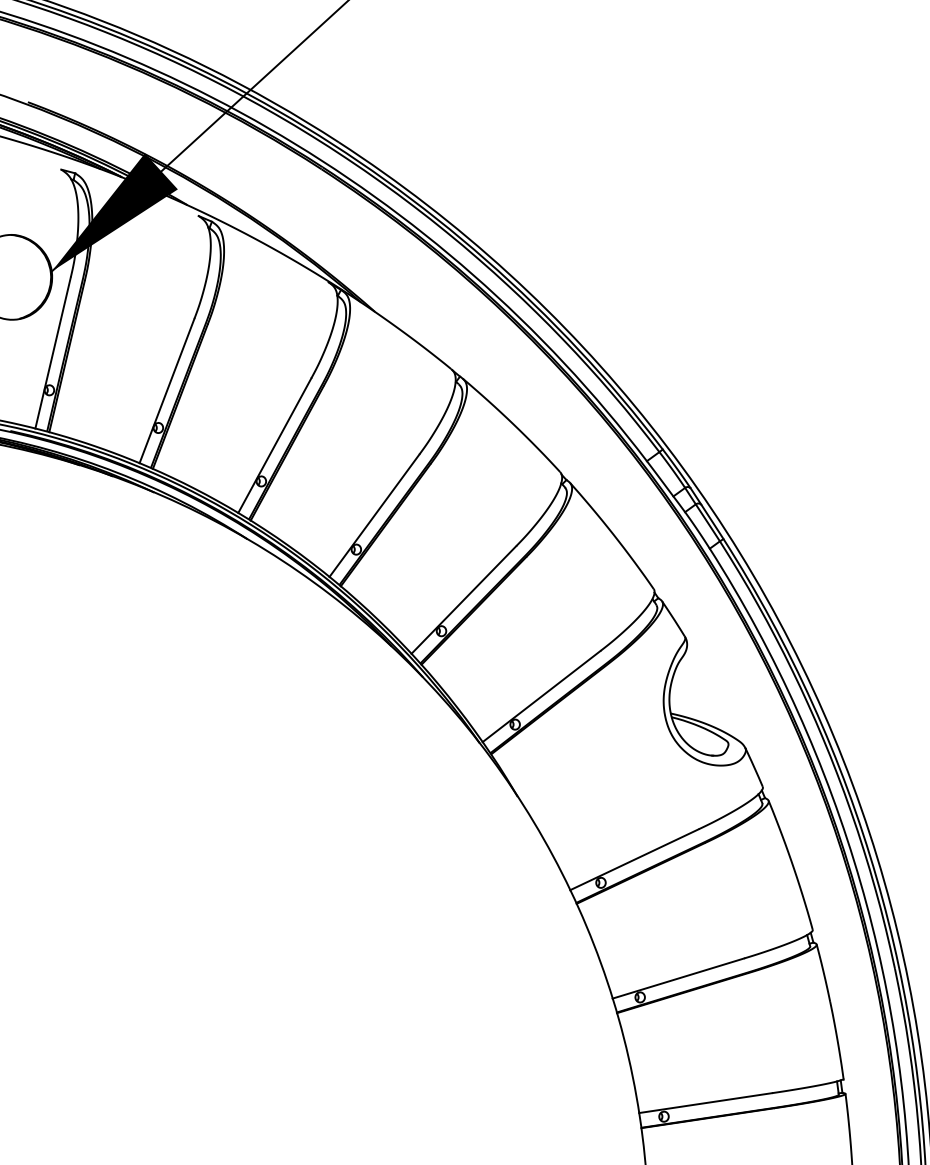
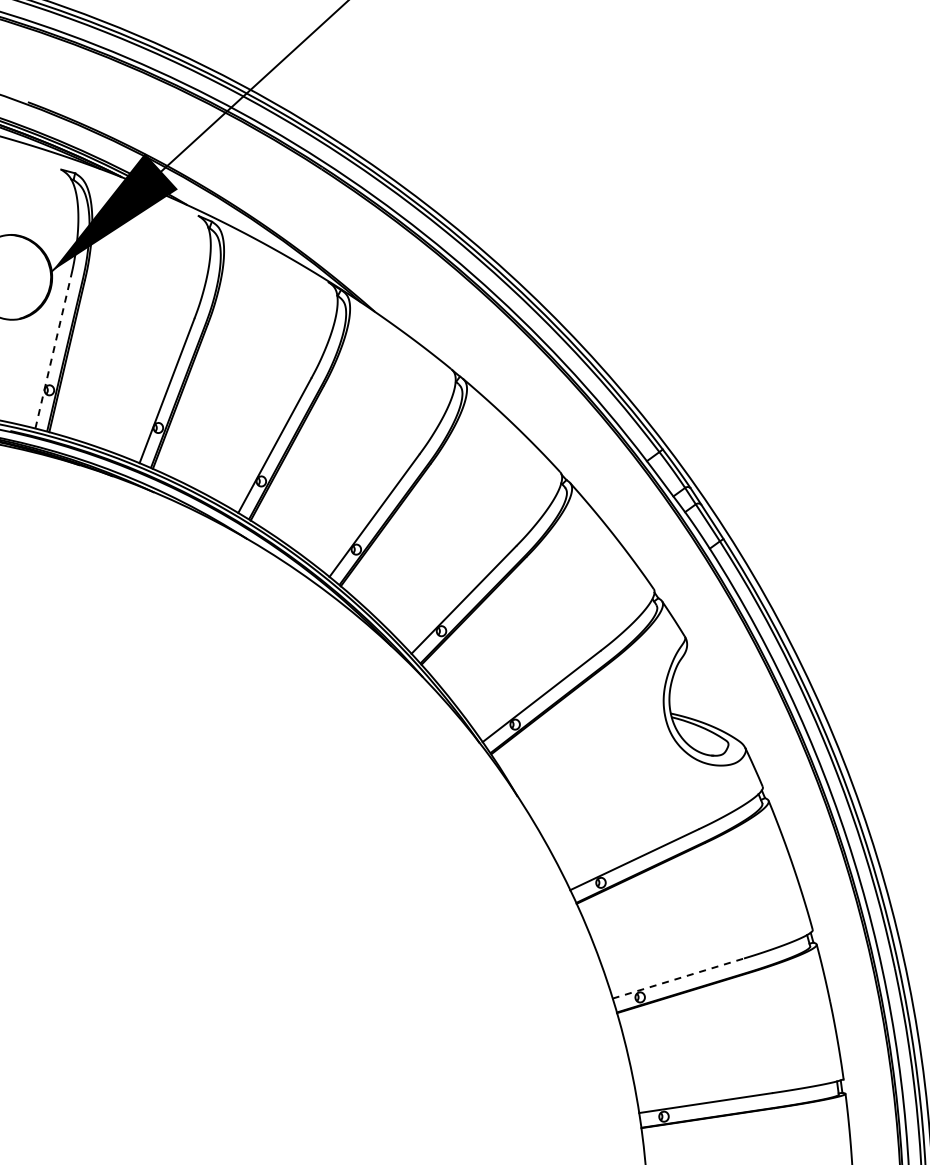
line: solid -> dashed (53, 352)
line: solid -> dashed (678, 978)
